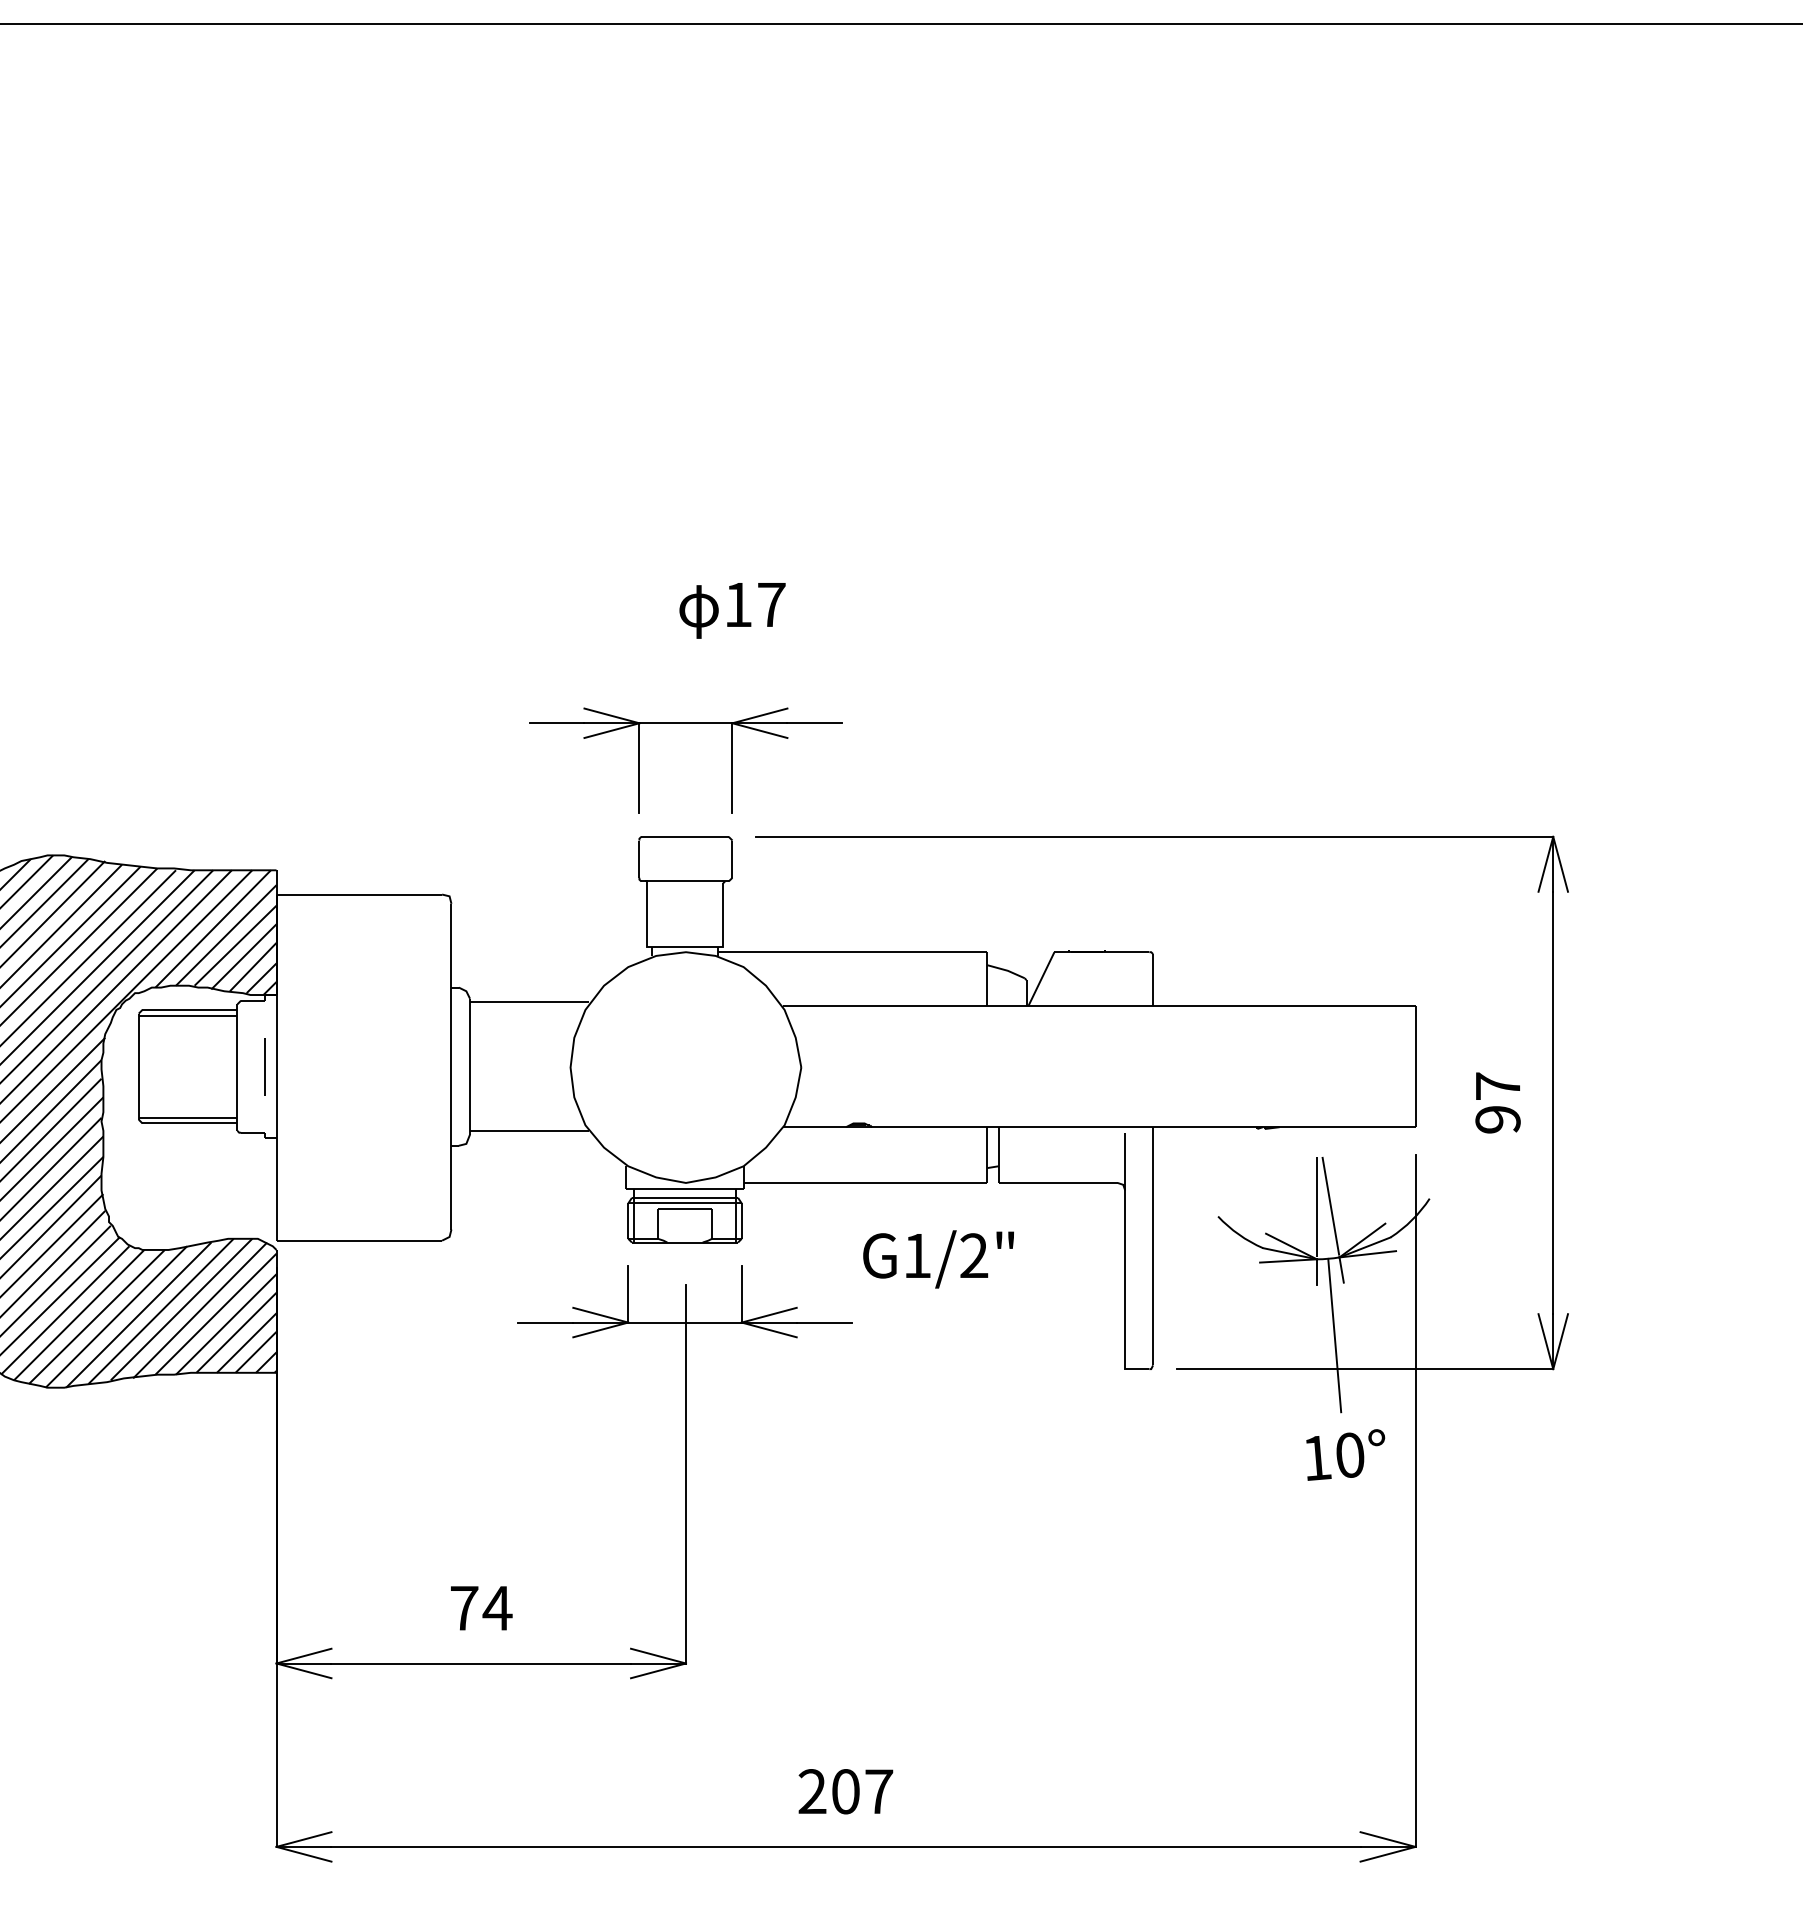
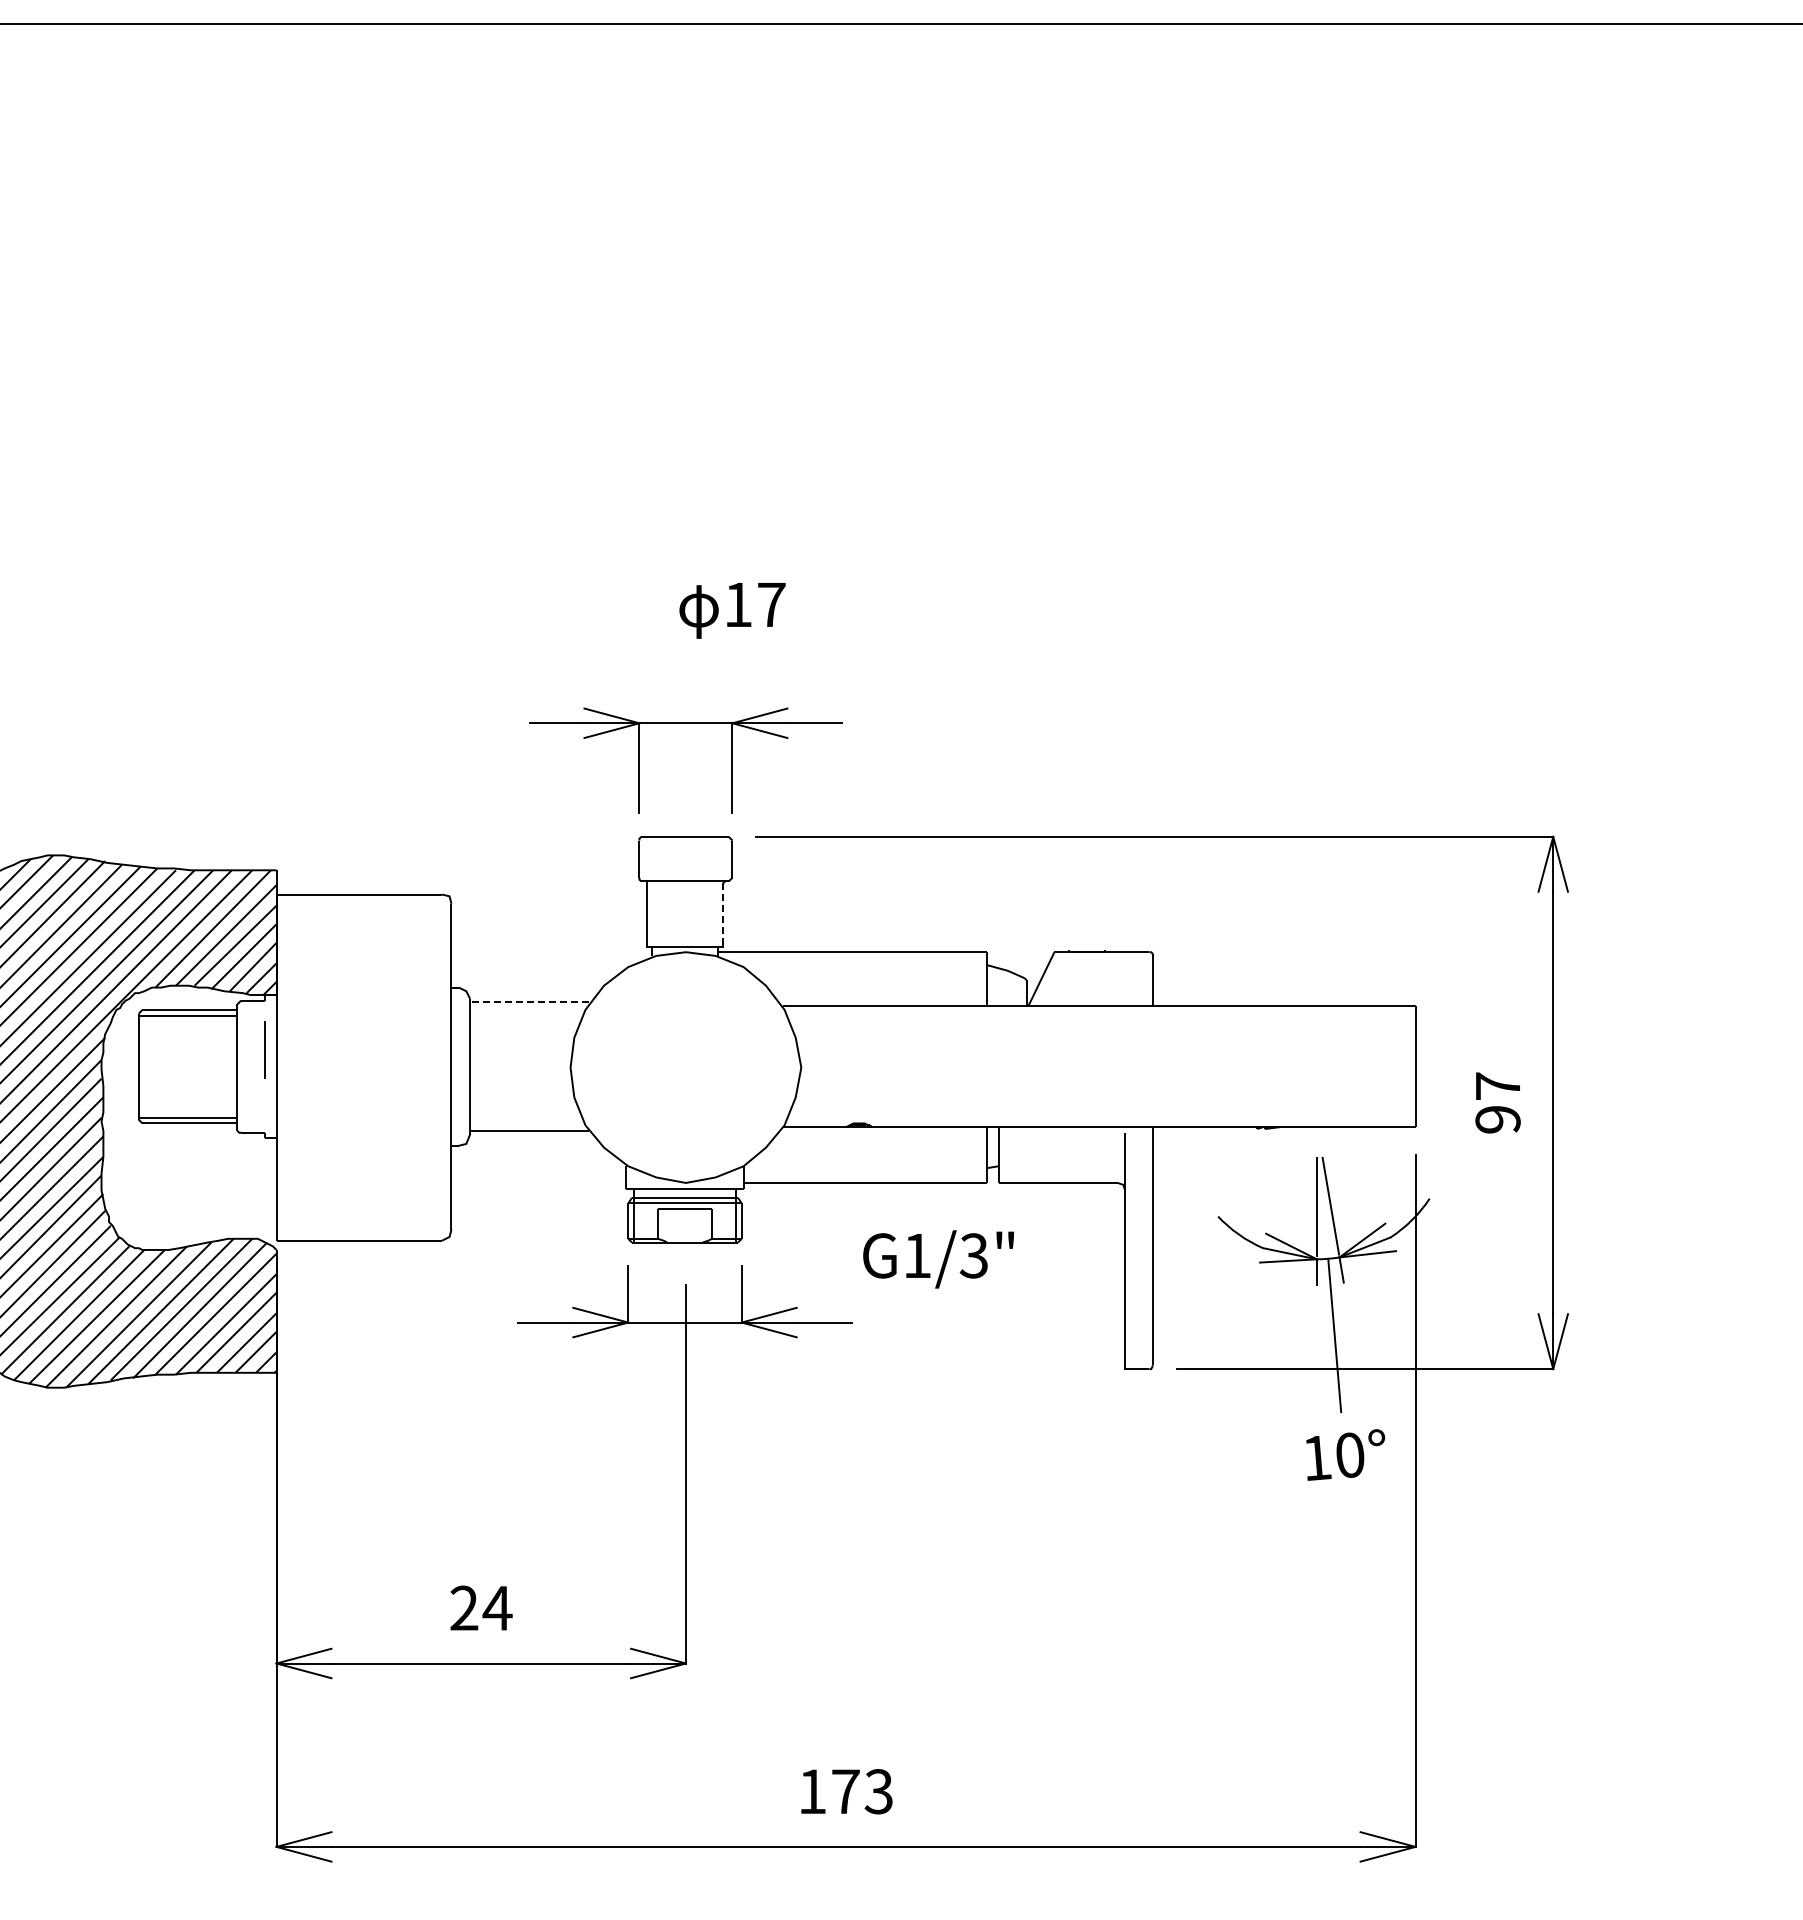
line: solid -> dashed (723, 914)
line: solid -> dashed (529, 1002)
line position: (264, 1066) -> (264, 1049) (264, 1049)
text: G1/2" -> G1/3" (973, 1255)
text: 74 -> 24 (464, 1607)
text: 207 -> 173 (845, 1791)
